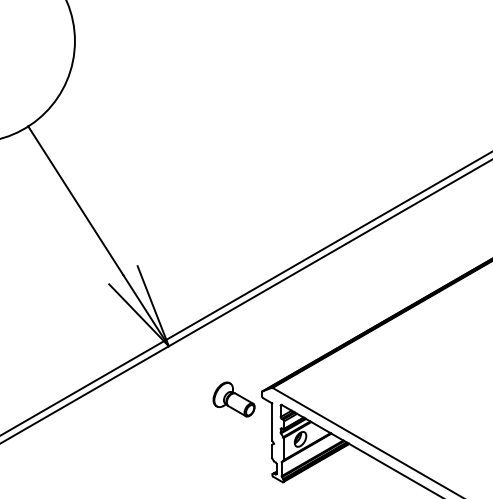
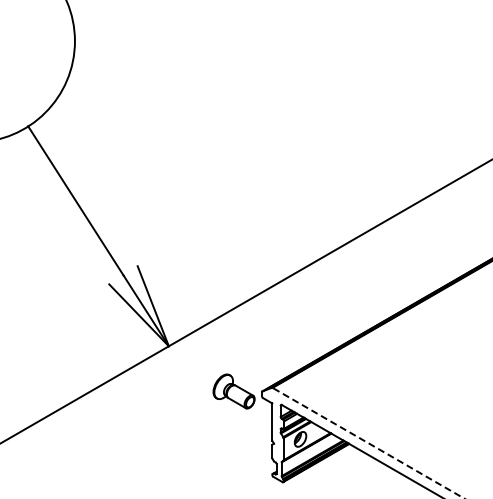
line: present -> none (245, 293)
part position: (233, 399) -> (233, 391) (233, 391)
line: solid -> dashed (368, 443)
